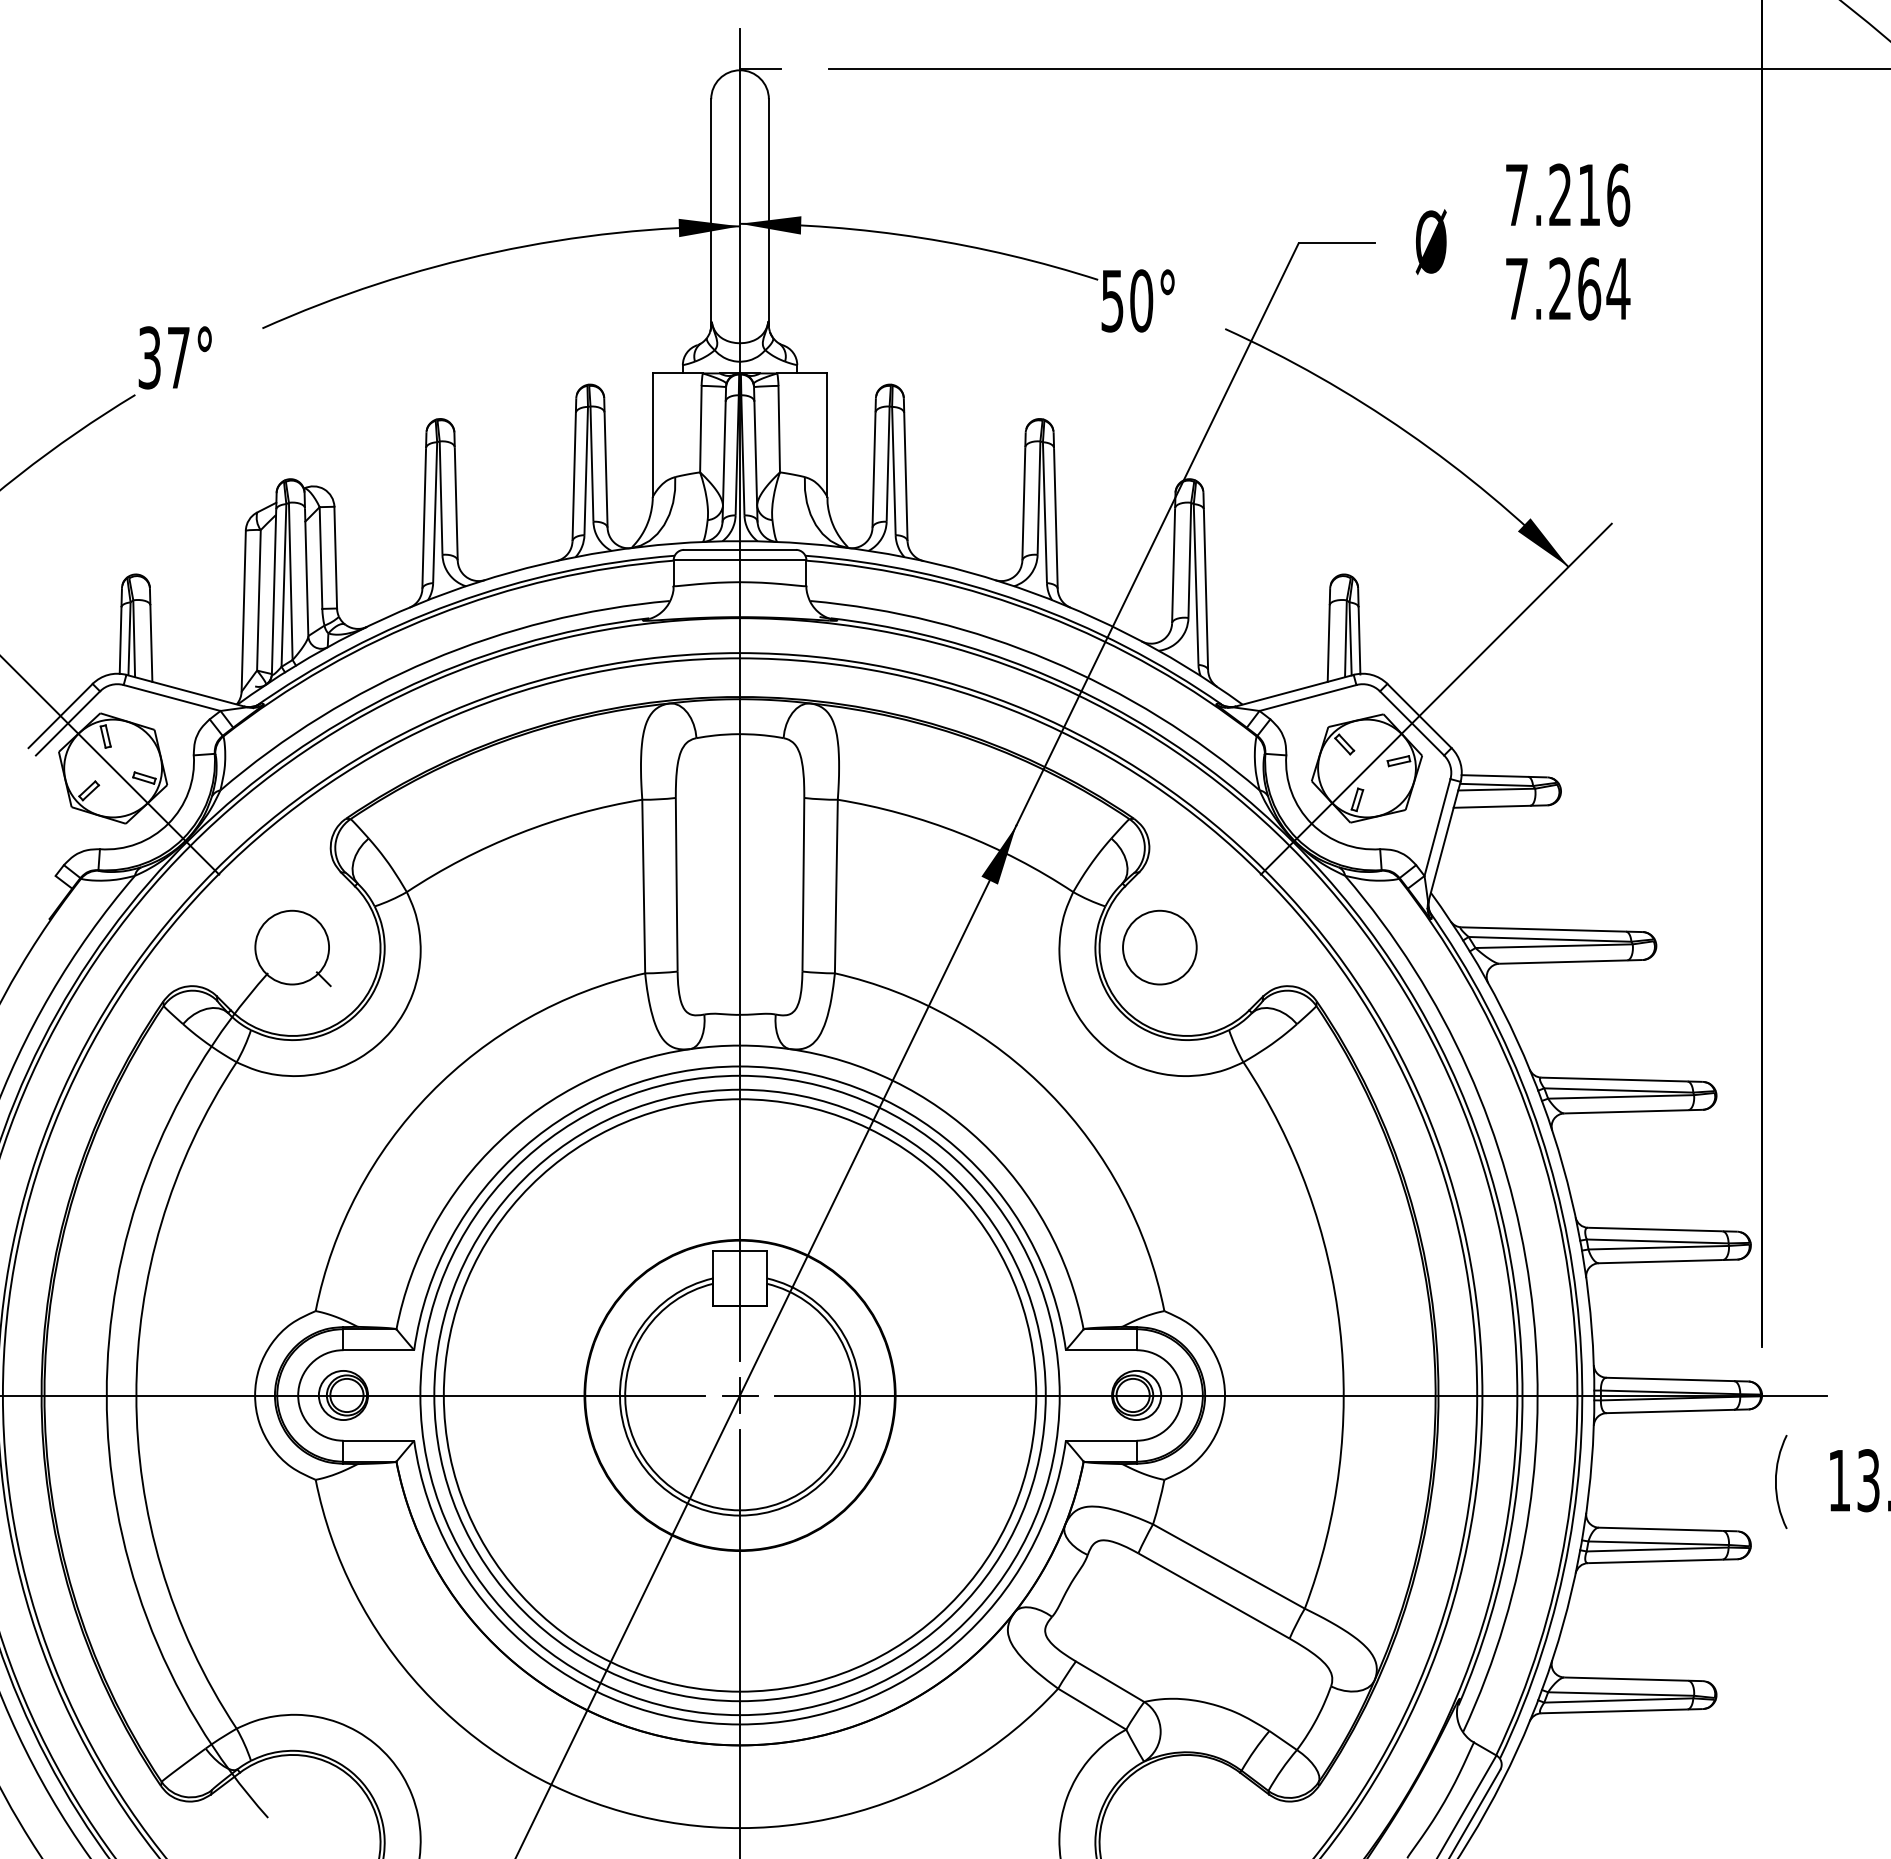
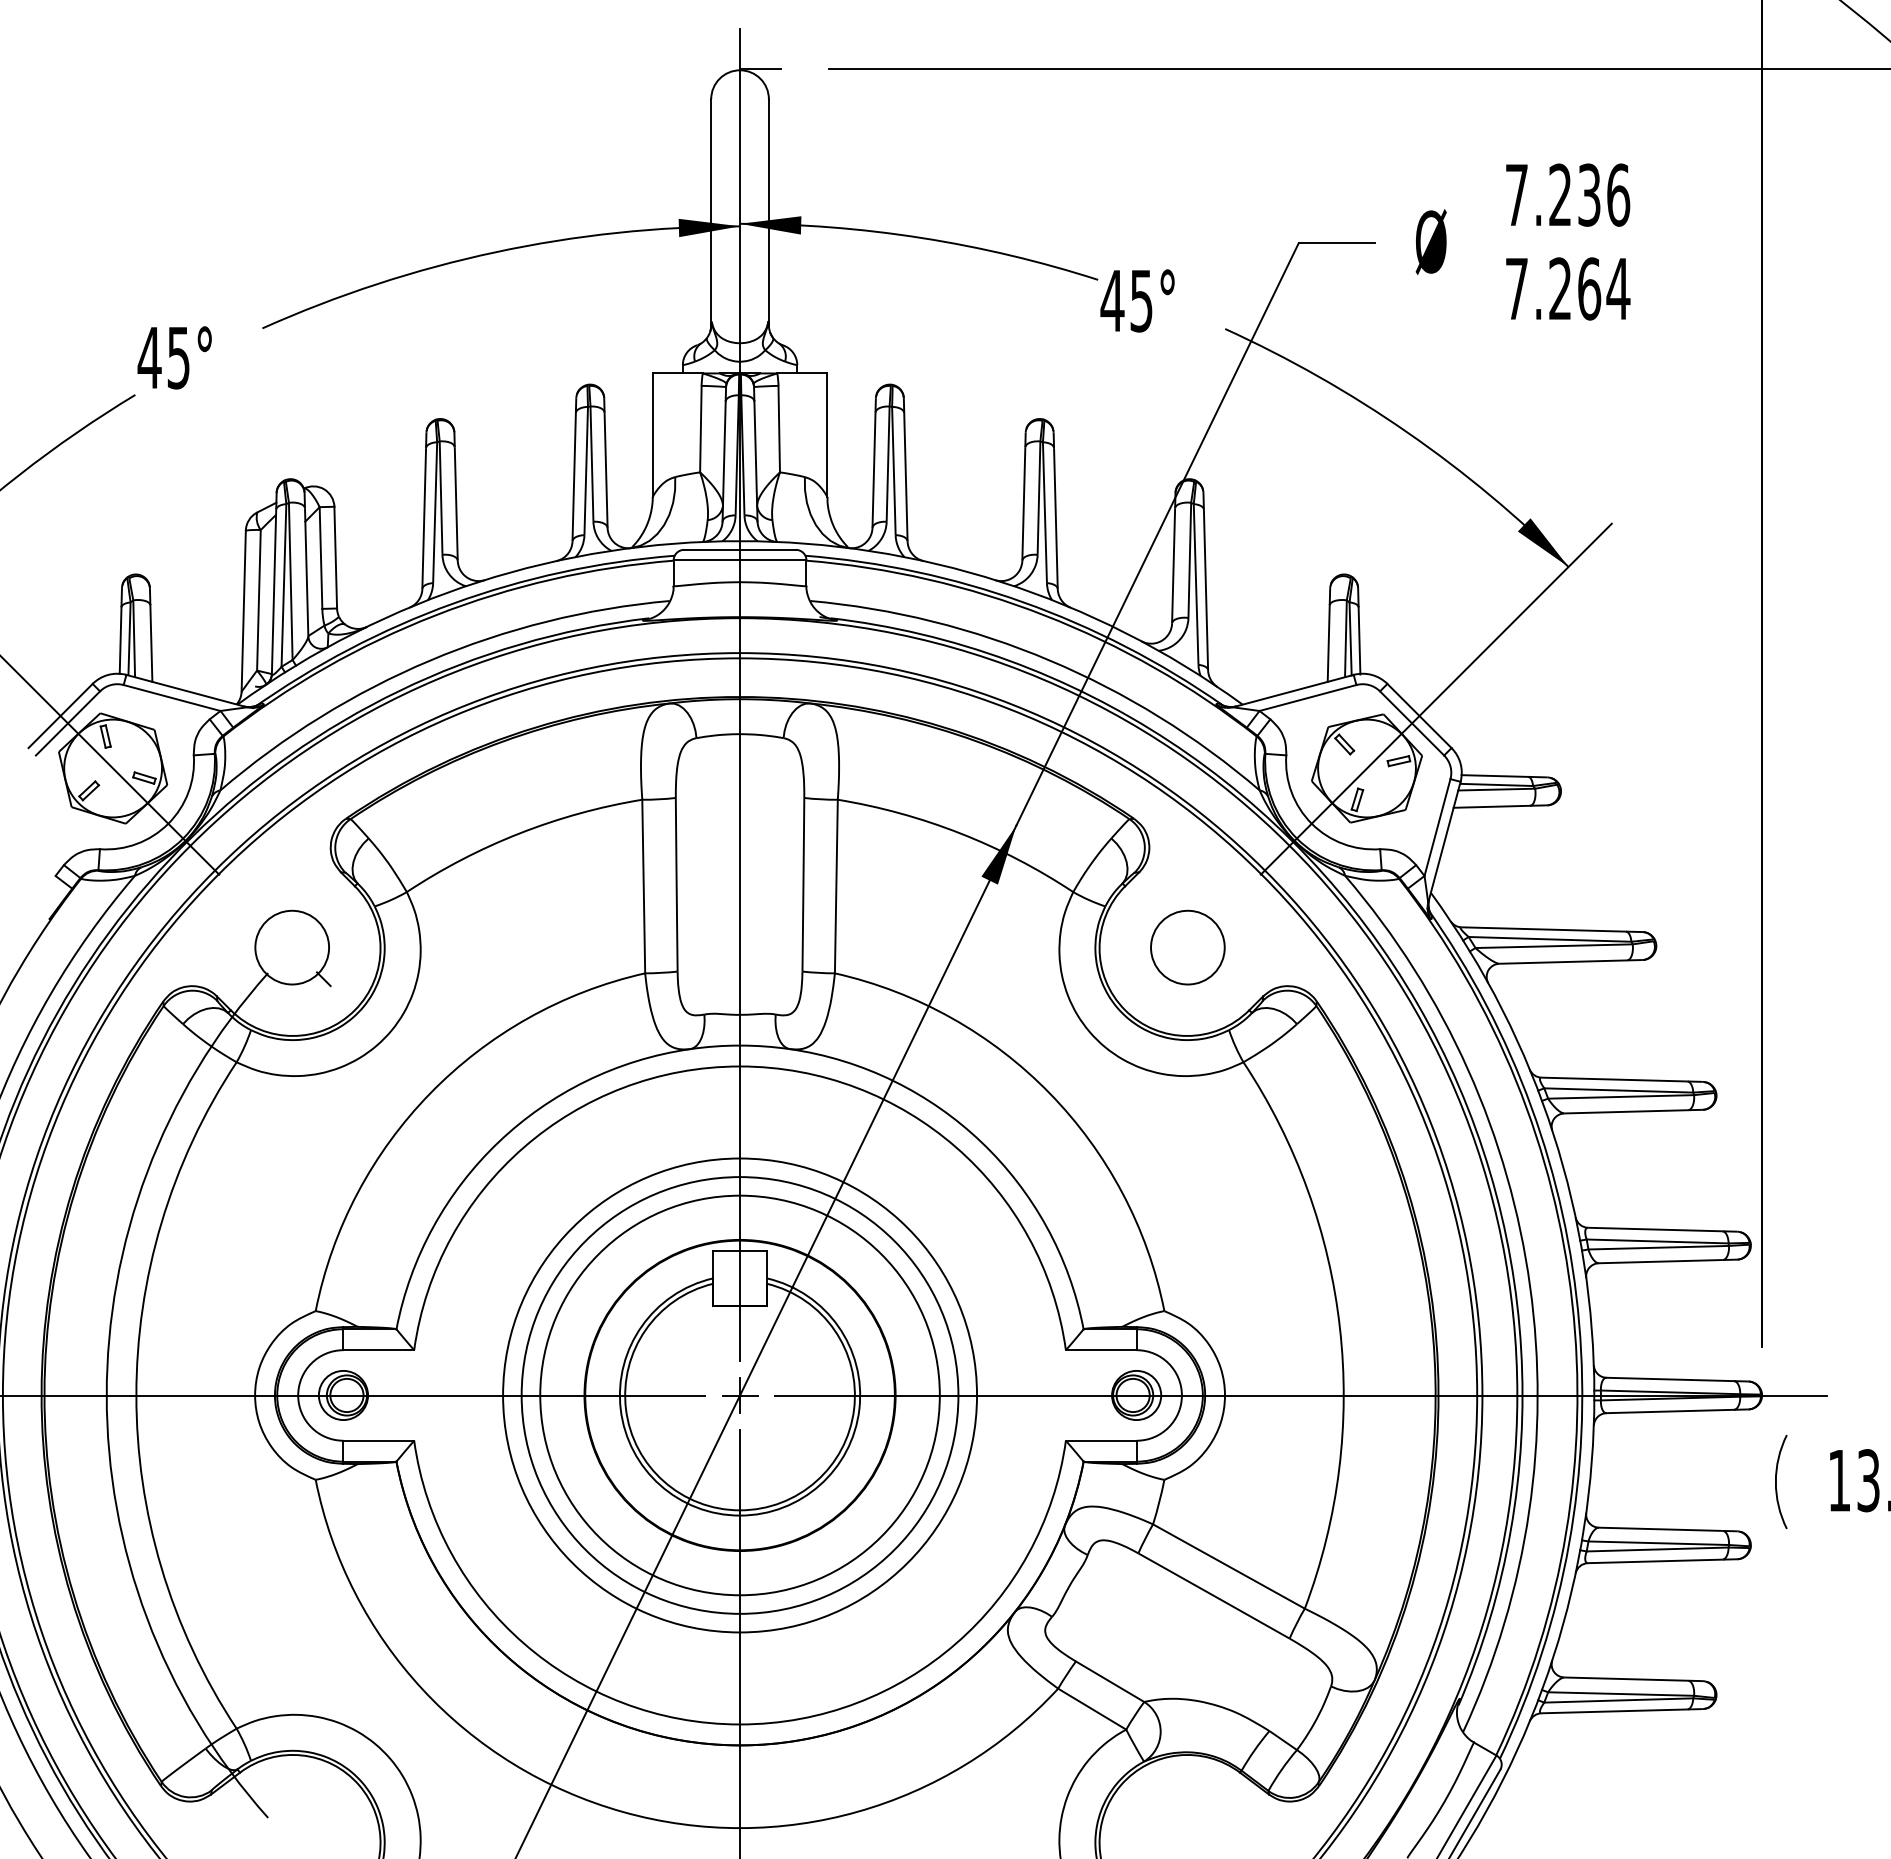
text: 7.216 -> 7.236 (1589, 194)
text: 50° -> 45° (1126, 300)
text: 37° -> 45° (163, 357)
circle position: (1159, 947) -> (1187, 947) (1187, 947)
circle diameter: 592 px -> 474 px (740, 1395)
circle diameter: 611 px -> 437 px (739, 1395)
circle diameter: 639 px -> 400 px (739, 1395)
